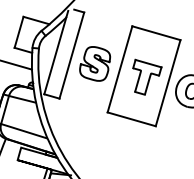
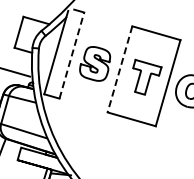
line: solid -> dashed (71, 55)
line position: (17, 65) -> (16, 72) (16, 72)
line: solid -> dashed (120, 69)
